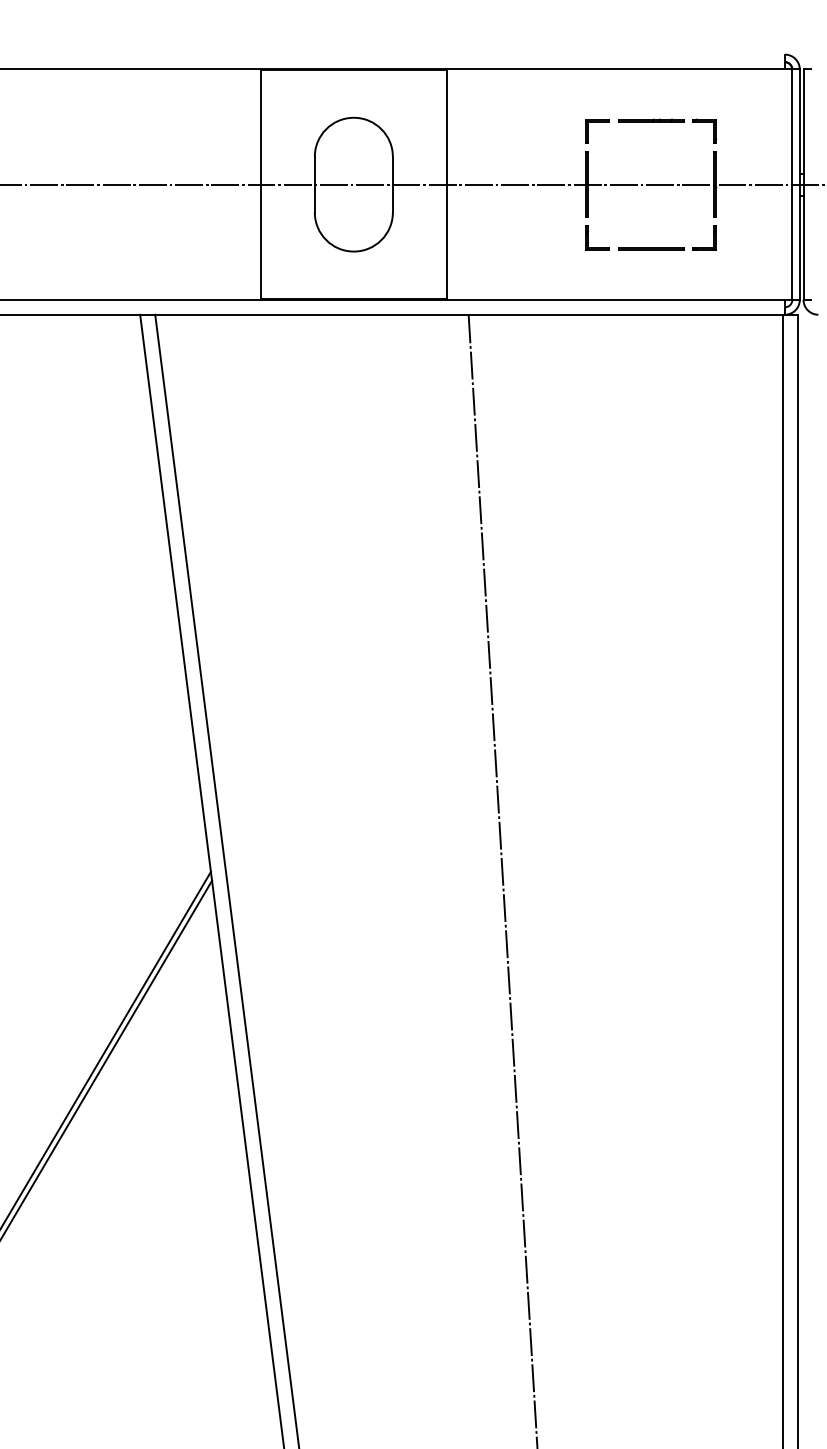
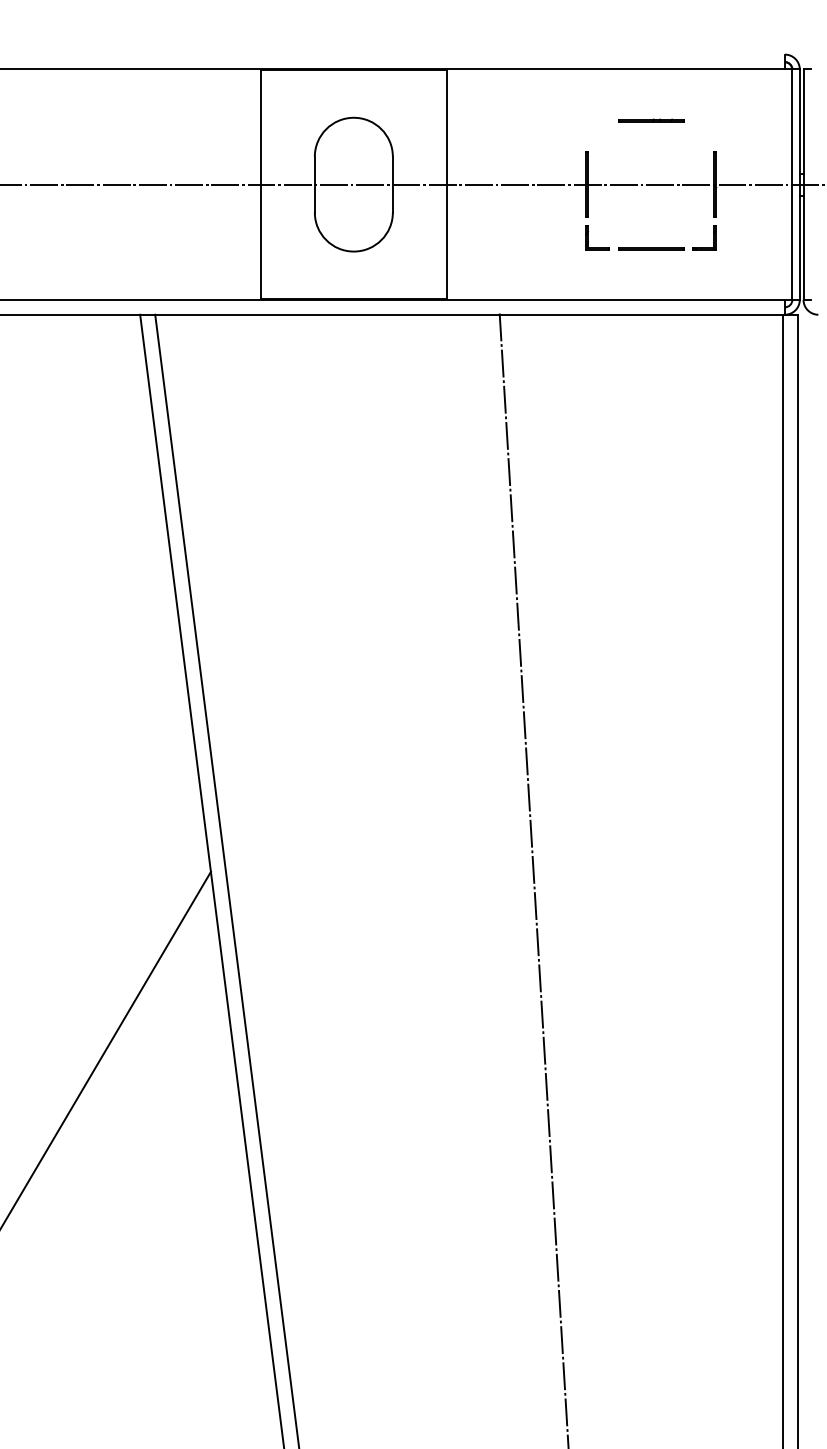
part: present -> none (597, 122)
part: present -> none (704, 122)
line position: (502, 880) -> (533, 879) (533, 879)
line: present -> none (107, 1058)
